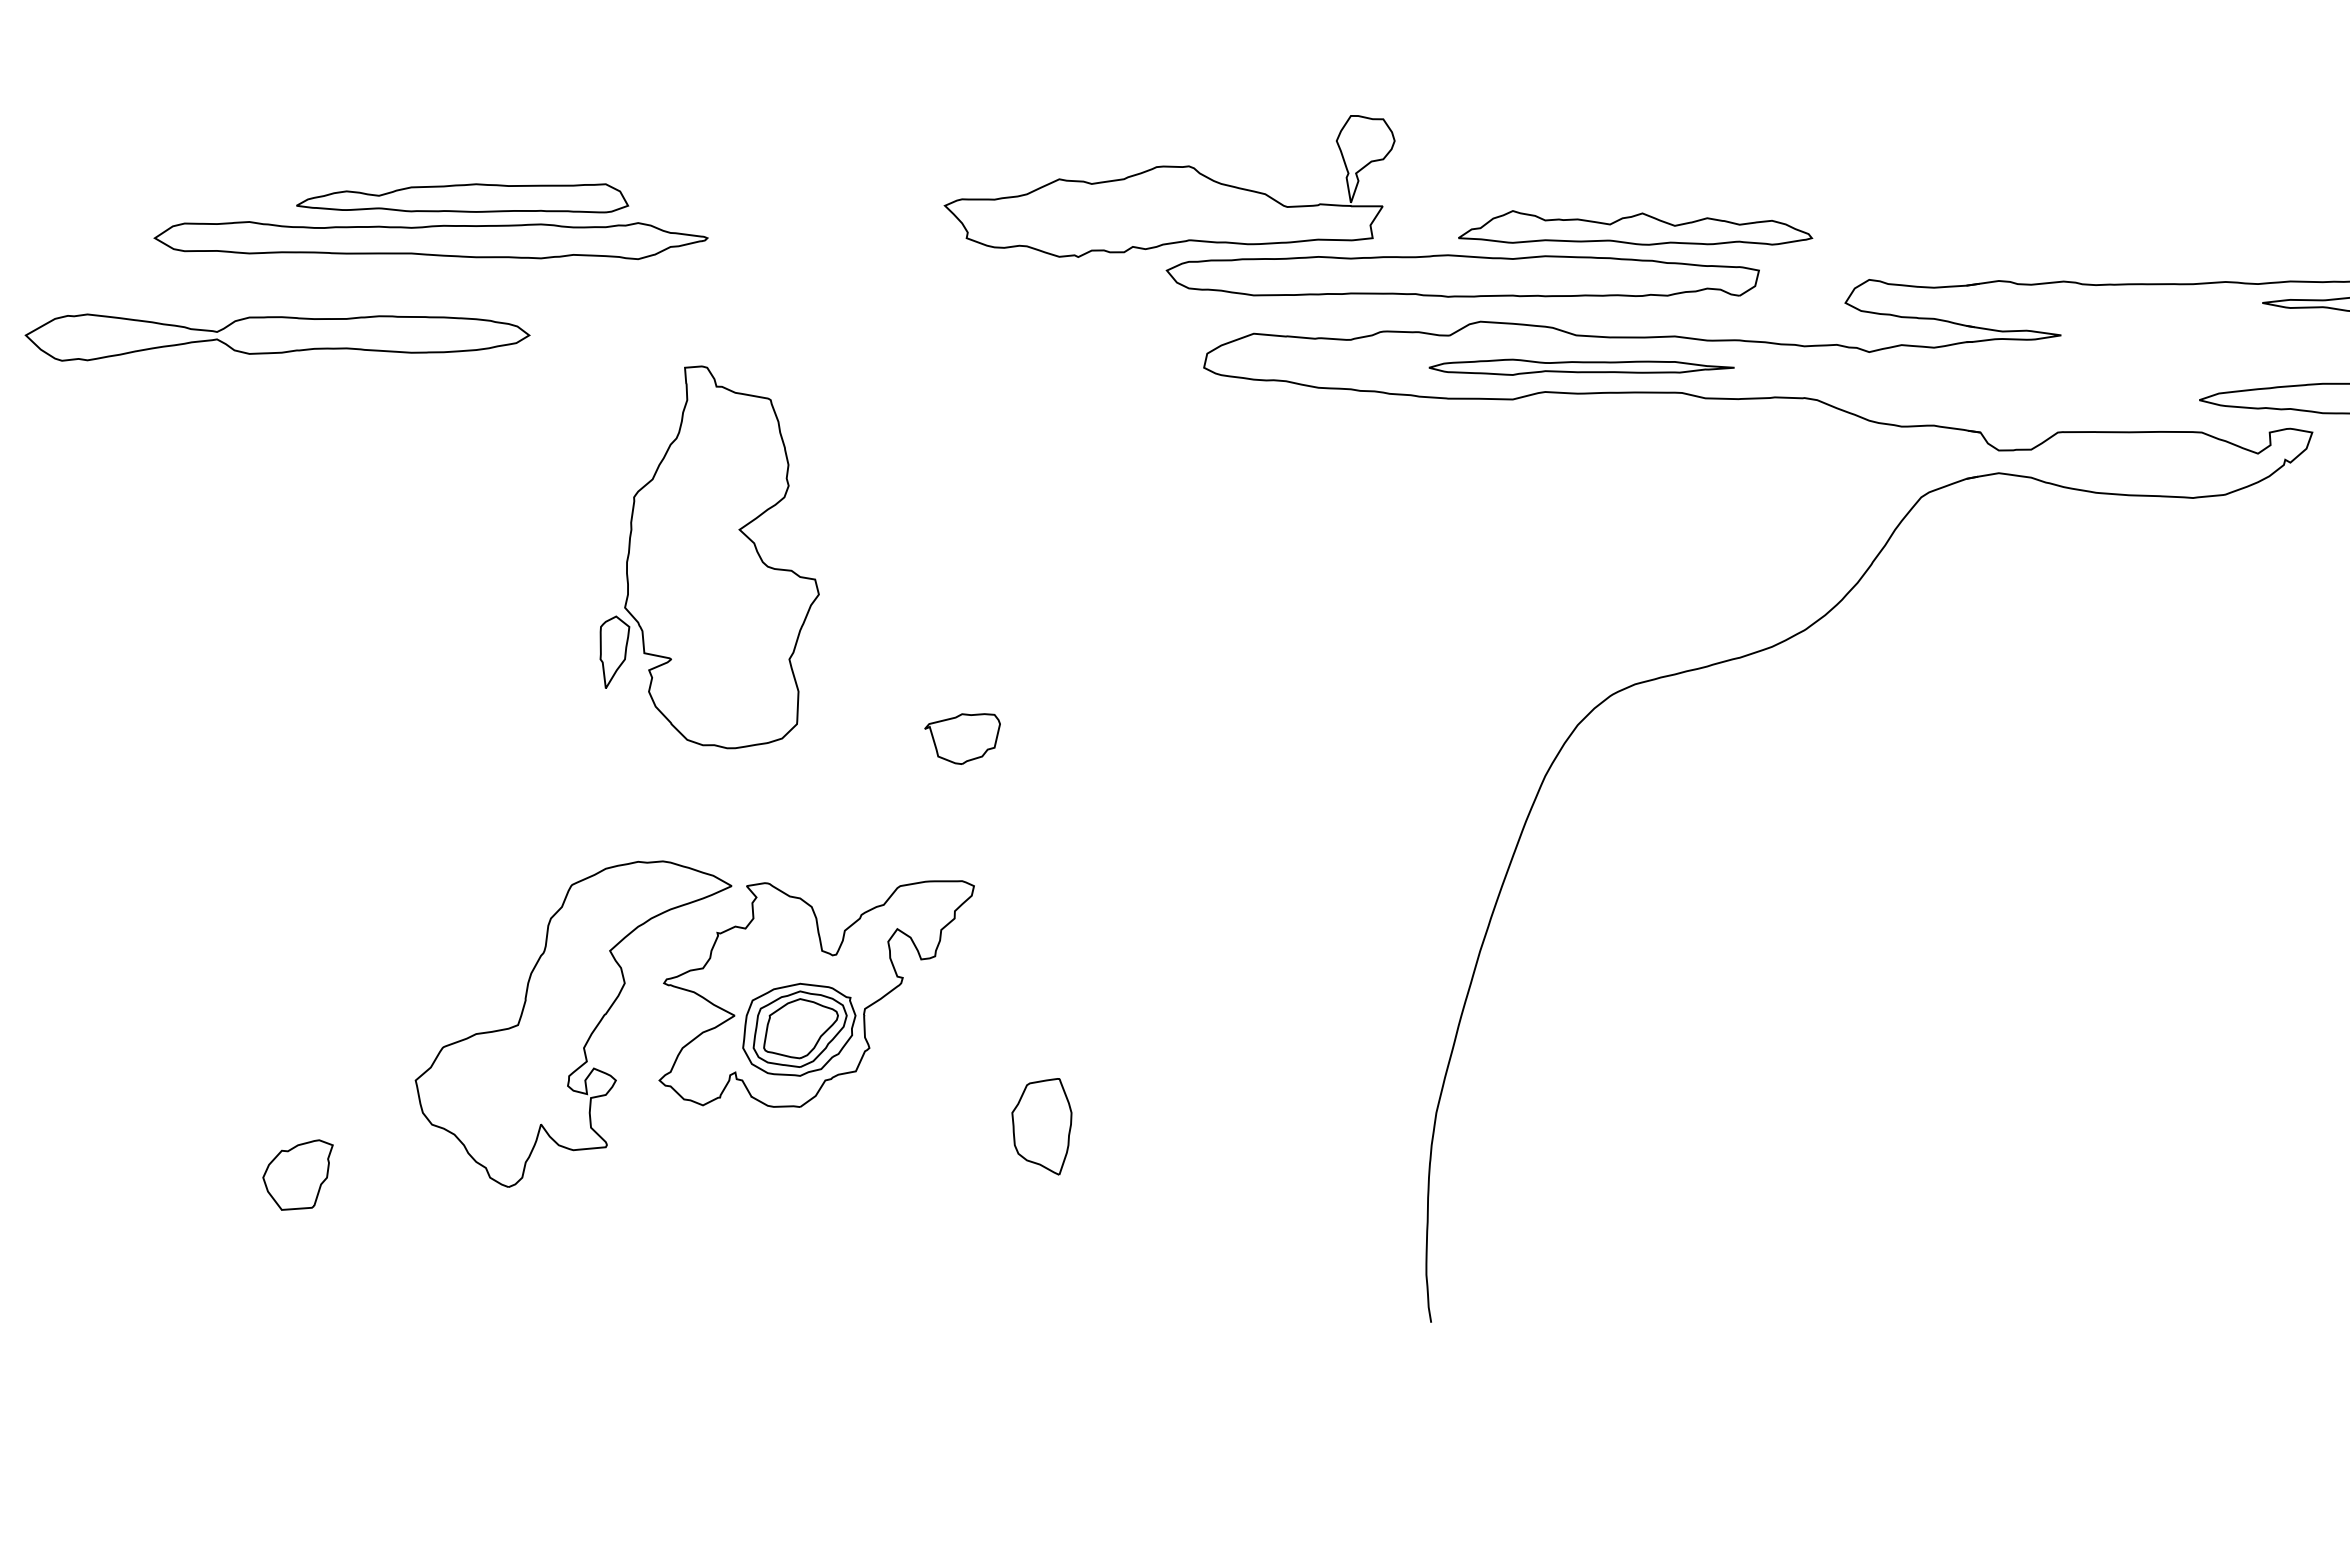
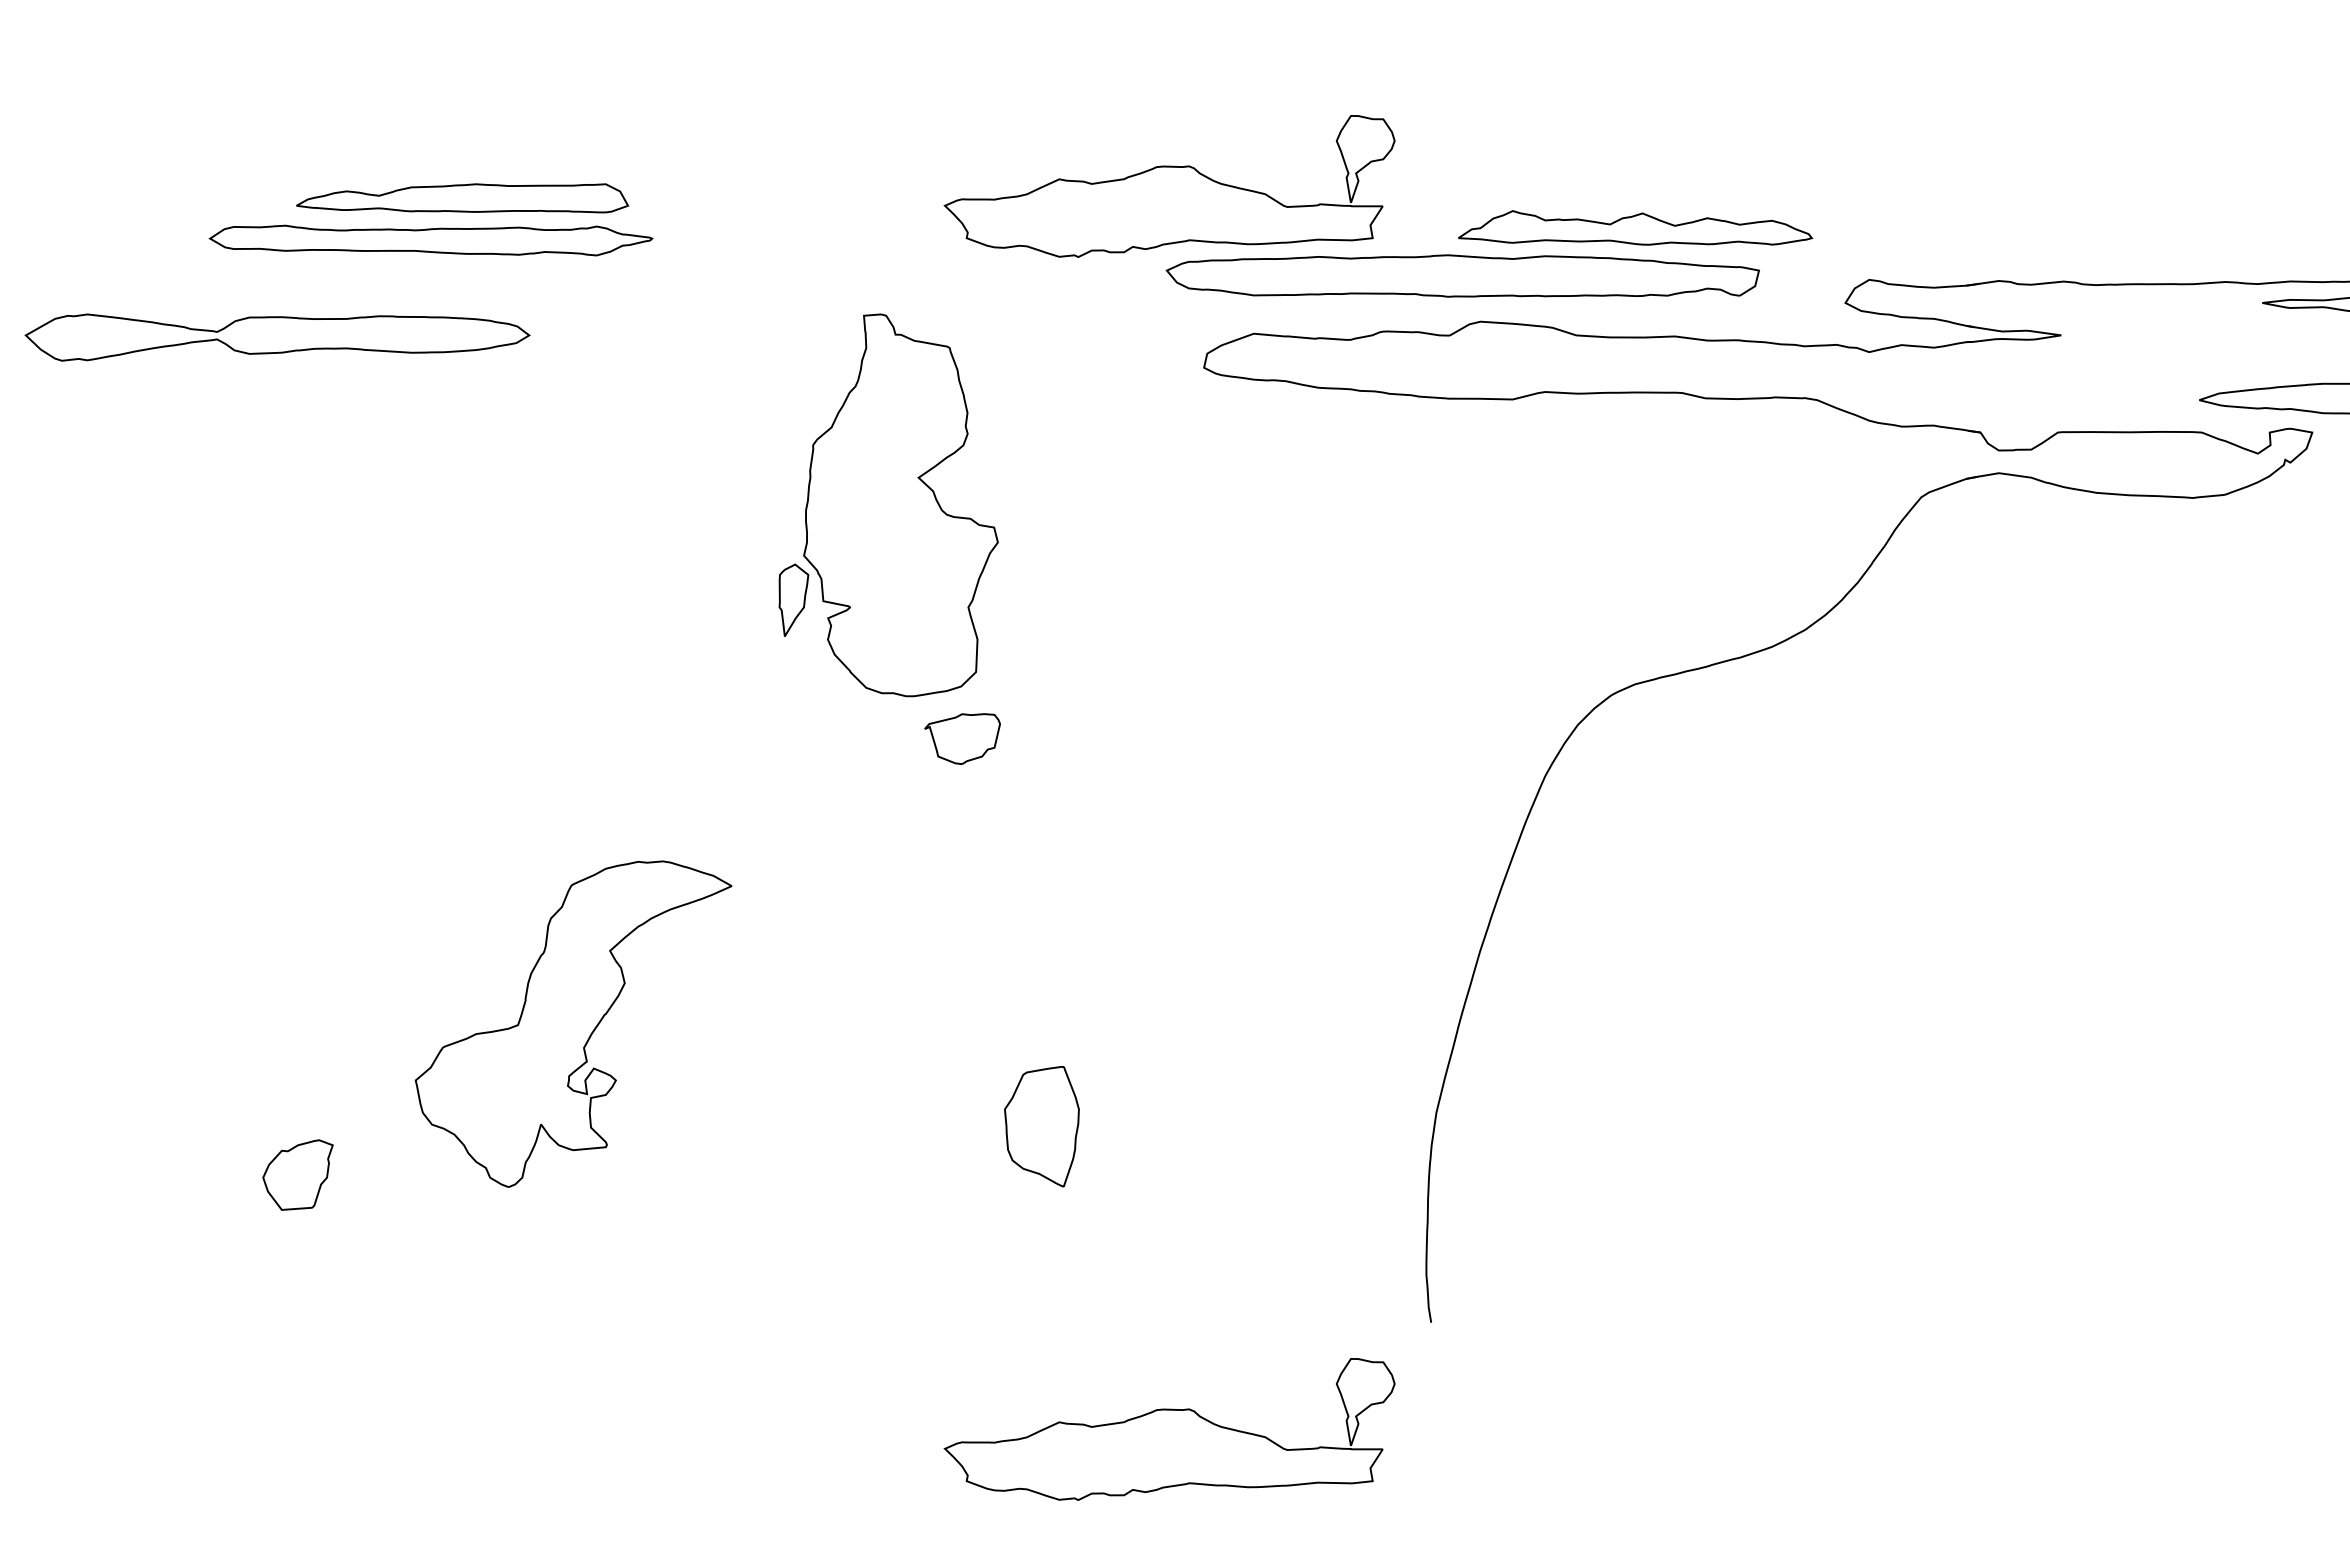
part size: 556x39 px -> 446x33 px (430, 240)
part: present -> none (1581, 366)
part position: (709, 557) -> (888, 505) (888, 505)
part: present -> none (816, 993)
part size: 62x98 px -> 76x122 px (1041, 1126)
part: none -> present (1169, 1429)
